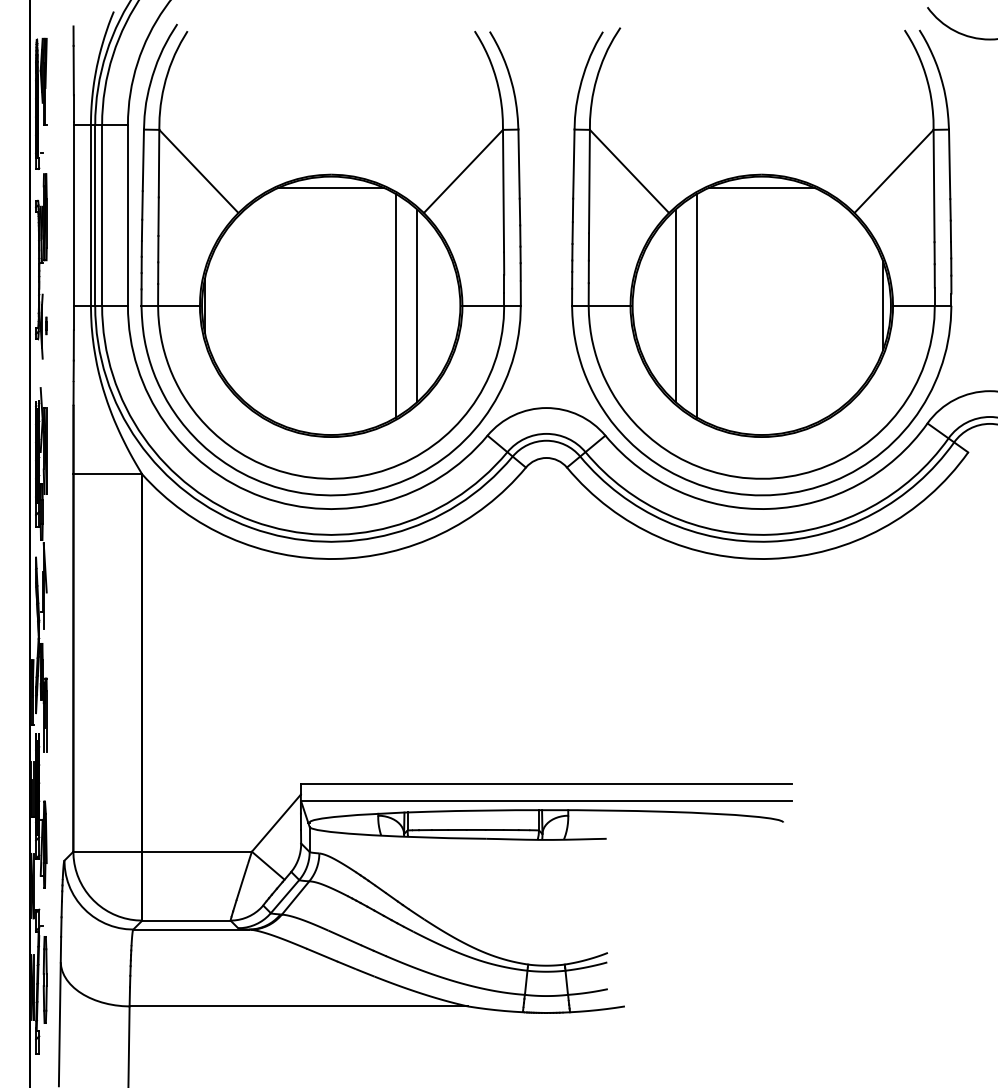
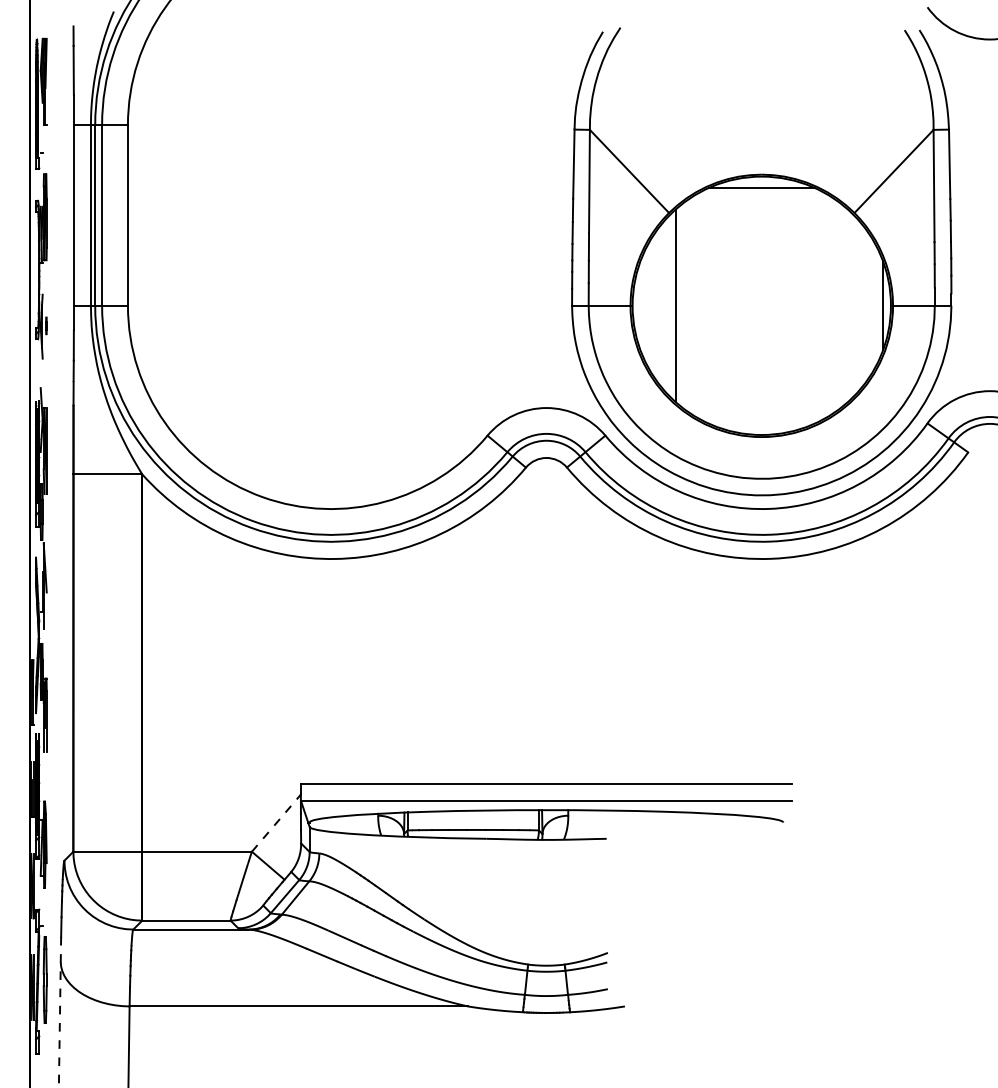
part: present -> none (330, 259)
line: present -> none (697, 305)
line: solid -> dashed (276, 823)
line: solid -> dashed (60, 1011)
